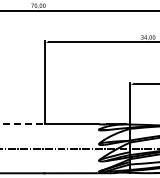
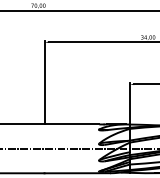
line: dashed -> solid (22, 124)
